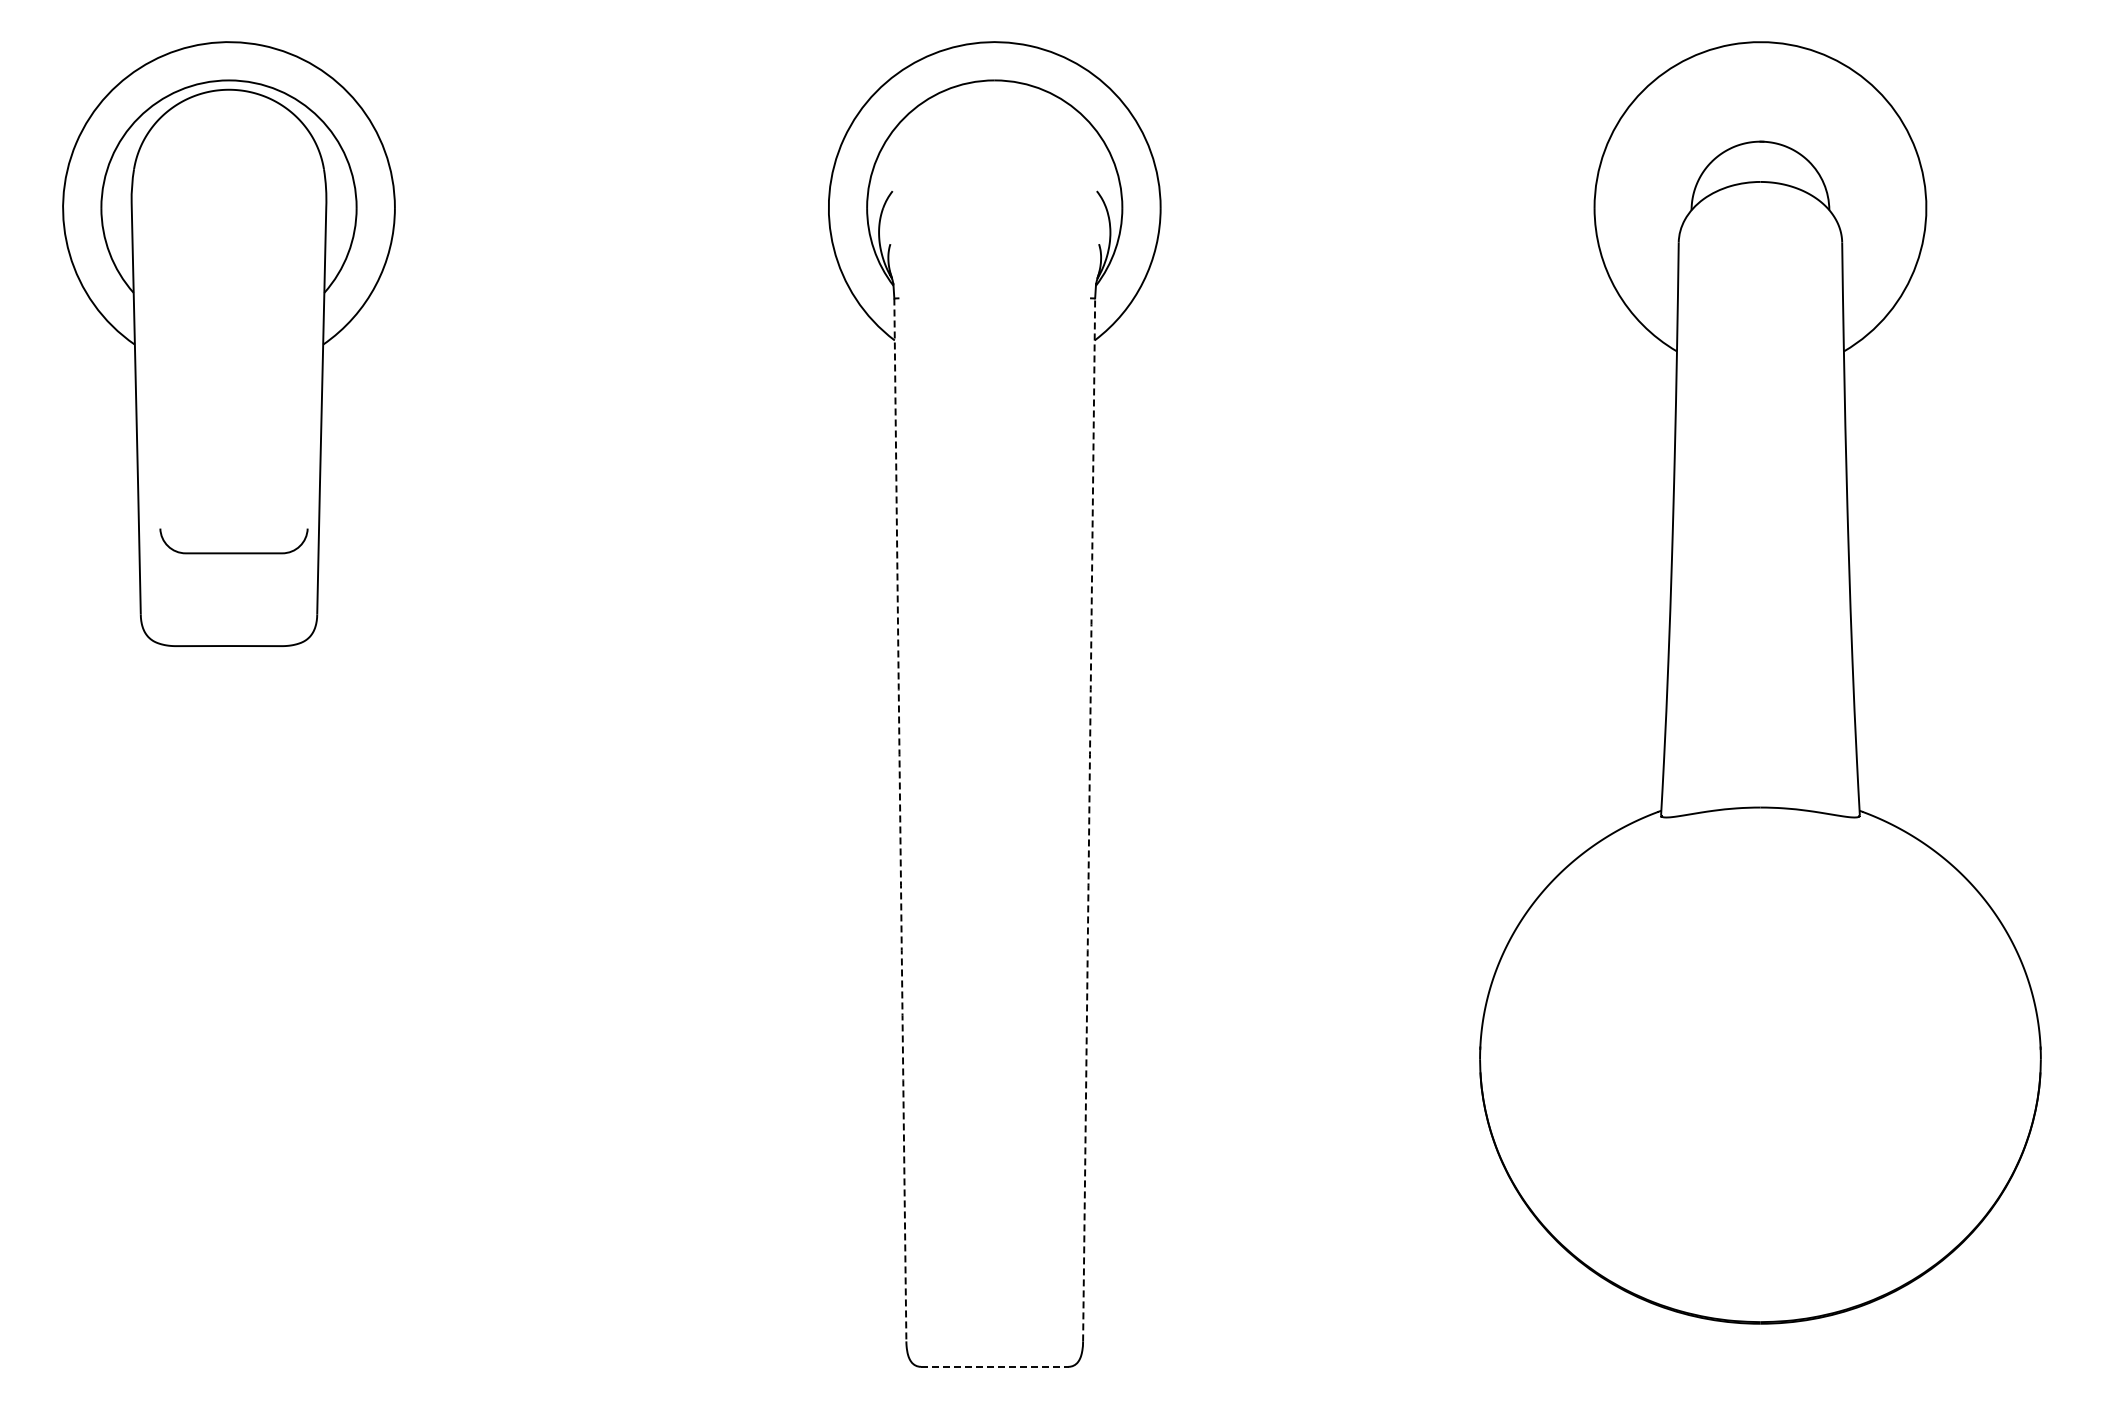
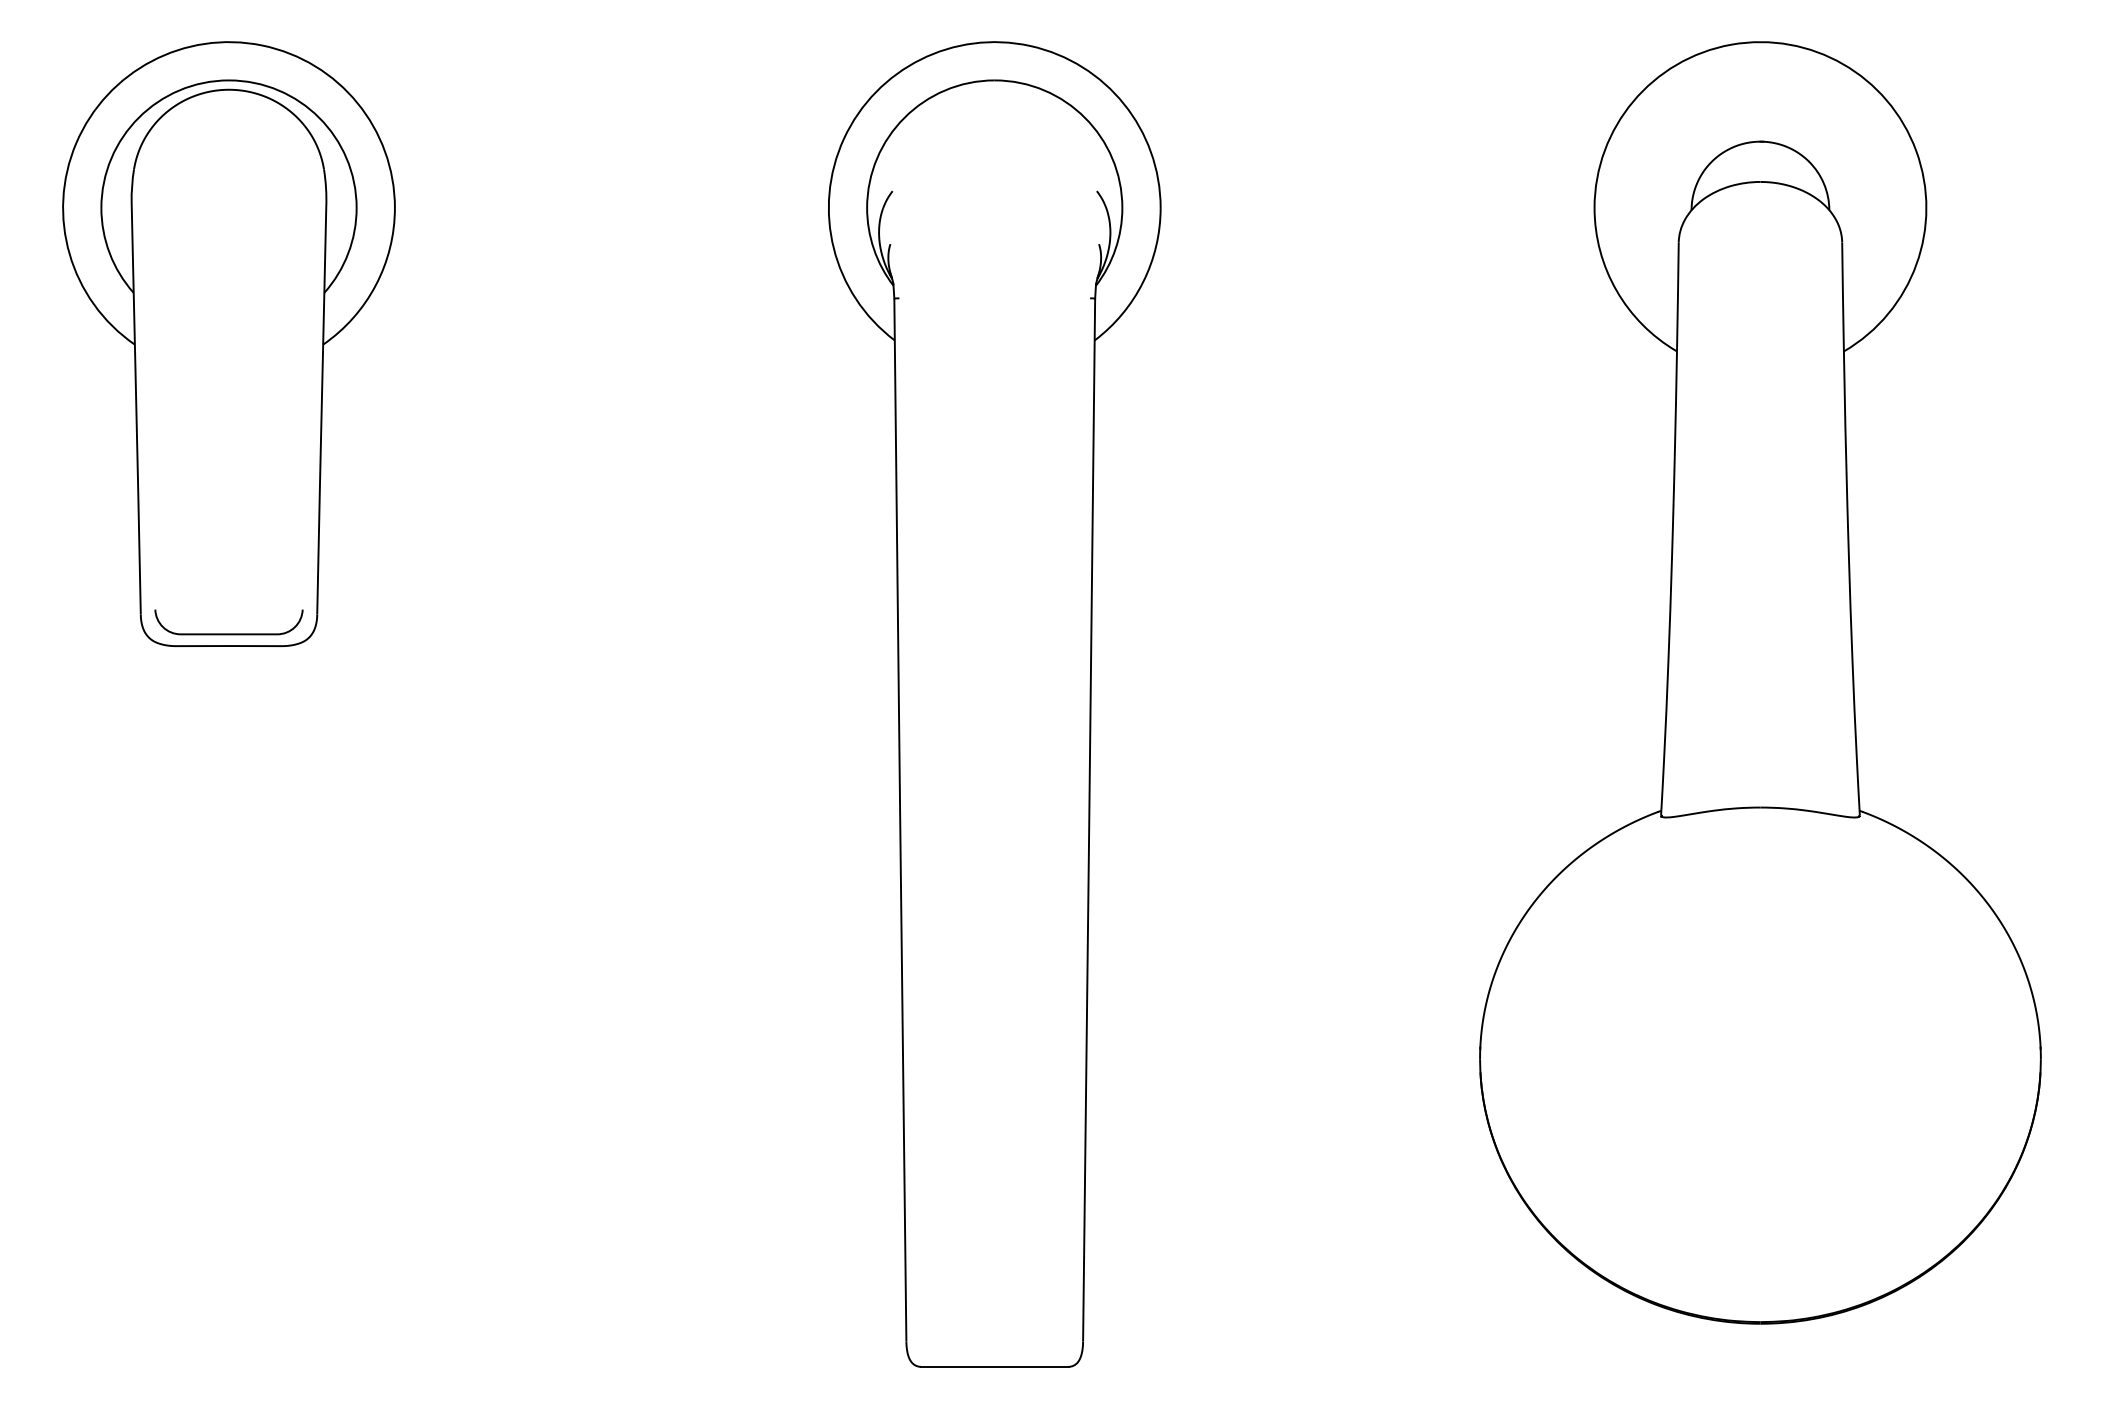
curve position: (233, 552) -> (228, 633) (228, 633)
arc: dashed -> solid (900, 819)
arc: dashed -> solid (1089, 819)
line: dashed -> solid (994, 1366)
